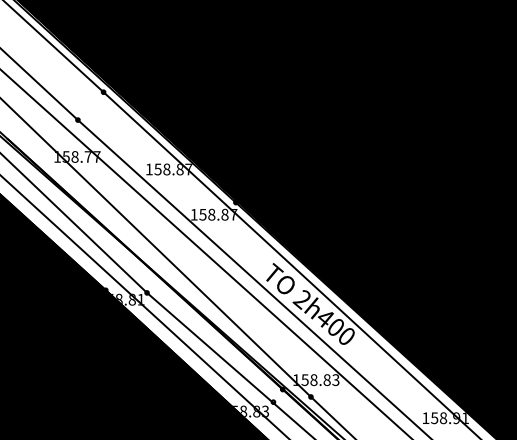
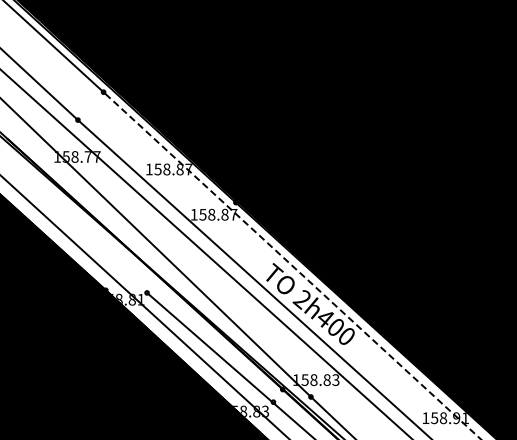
line: present -> none (74, 223)
line: solid -> dashed (292, 266)
